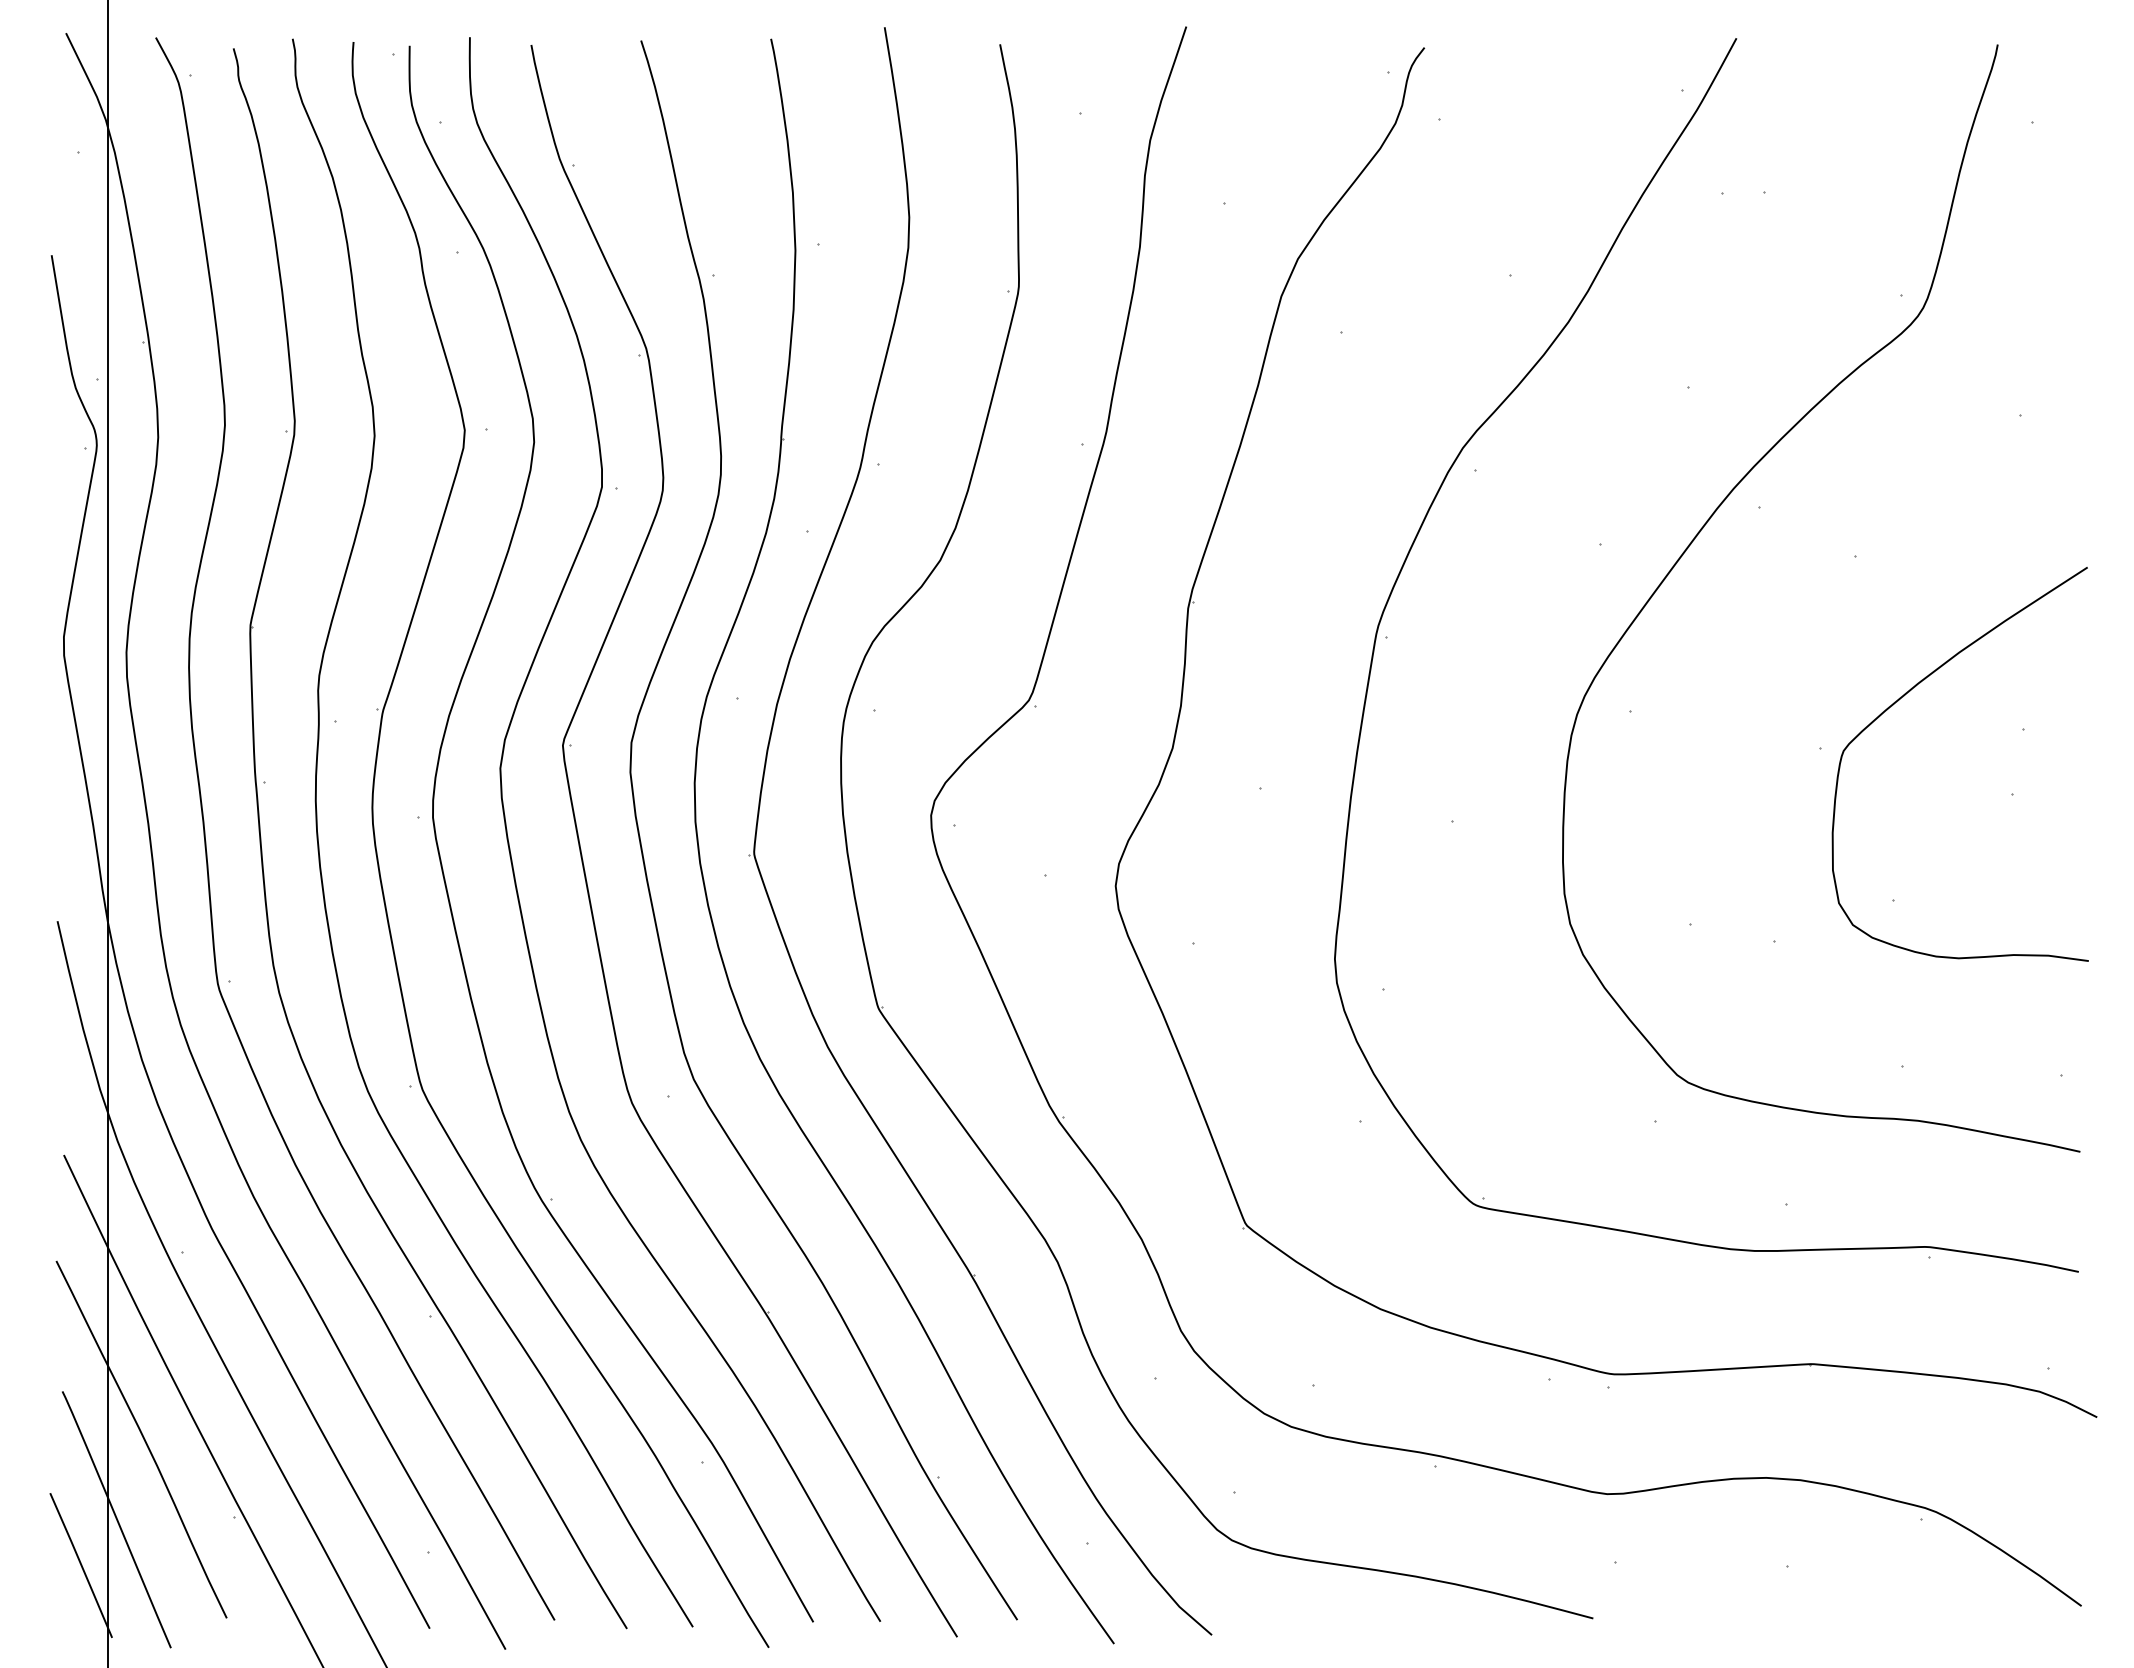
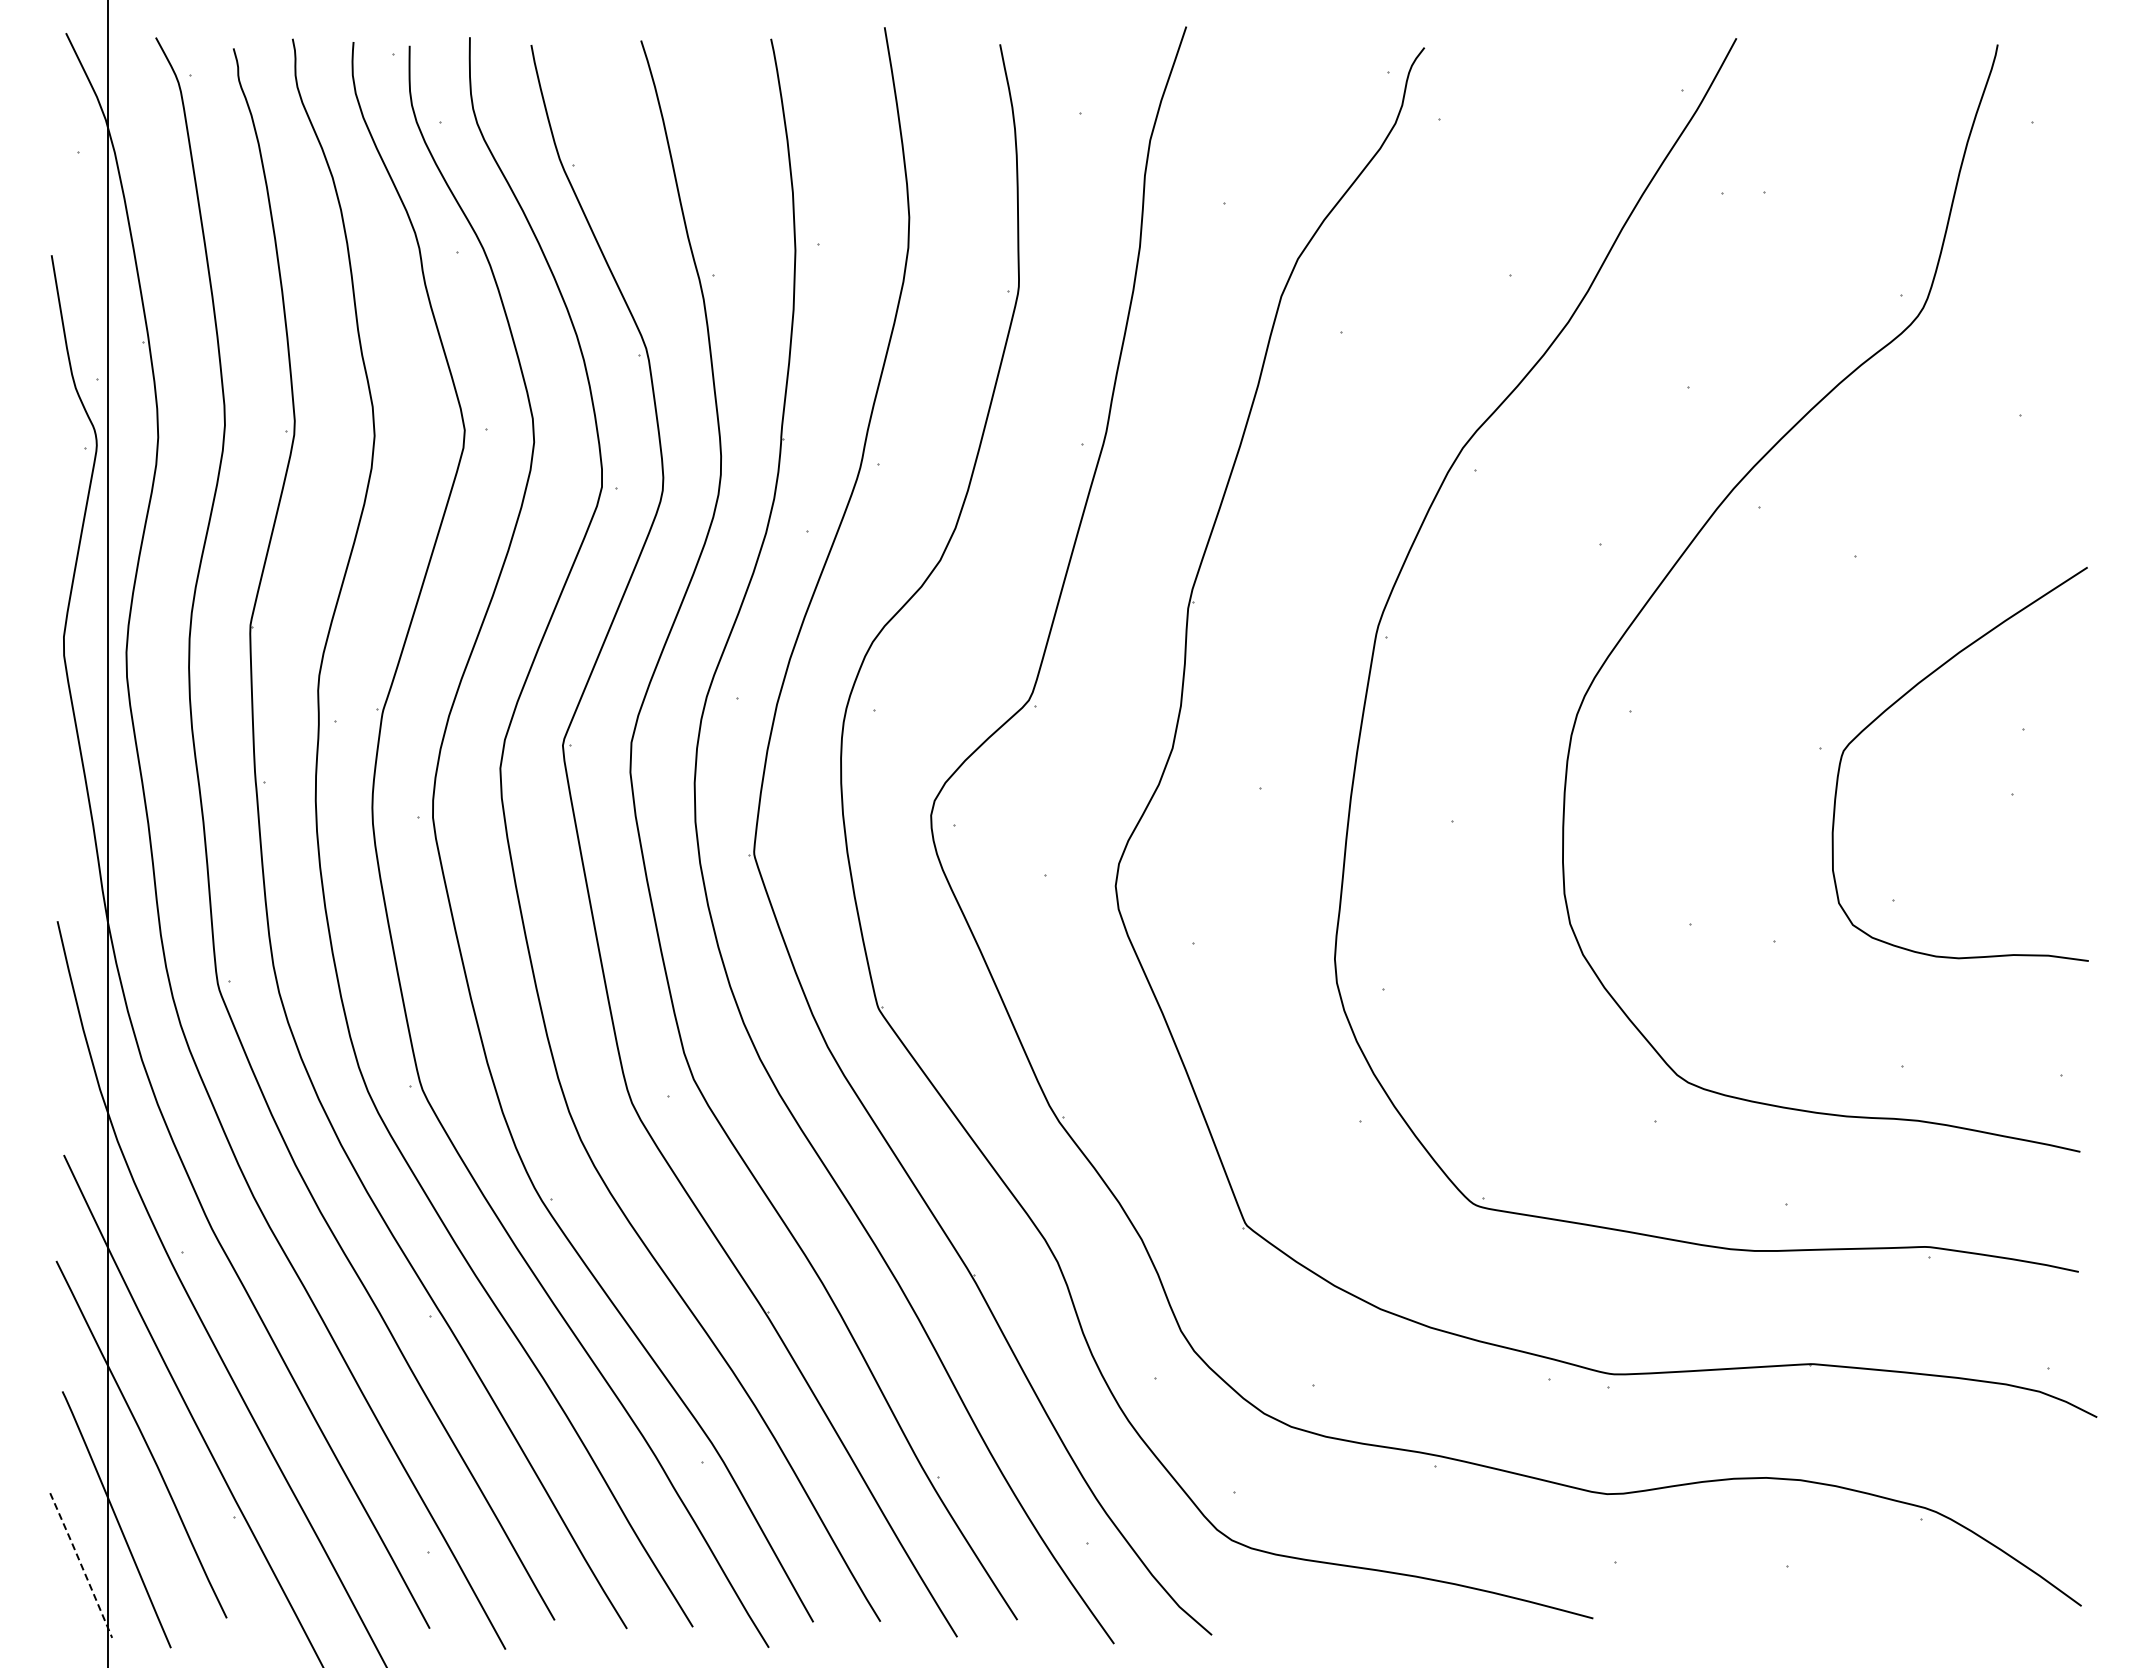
line: solid -> dashed (81, 1565)
